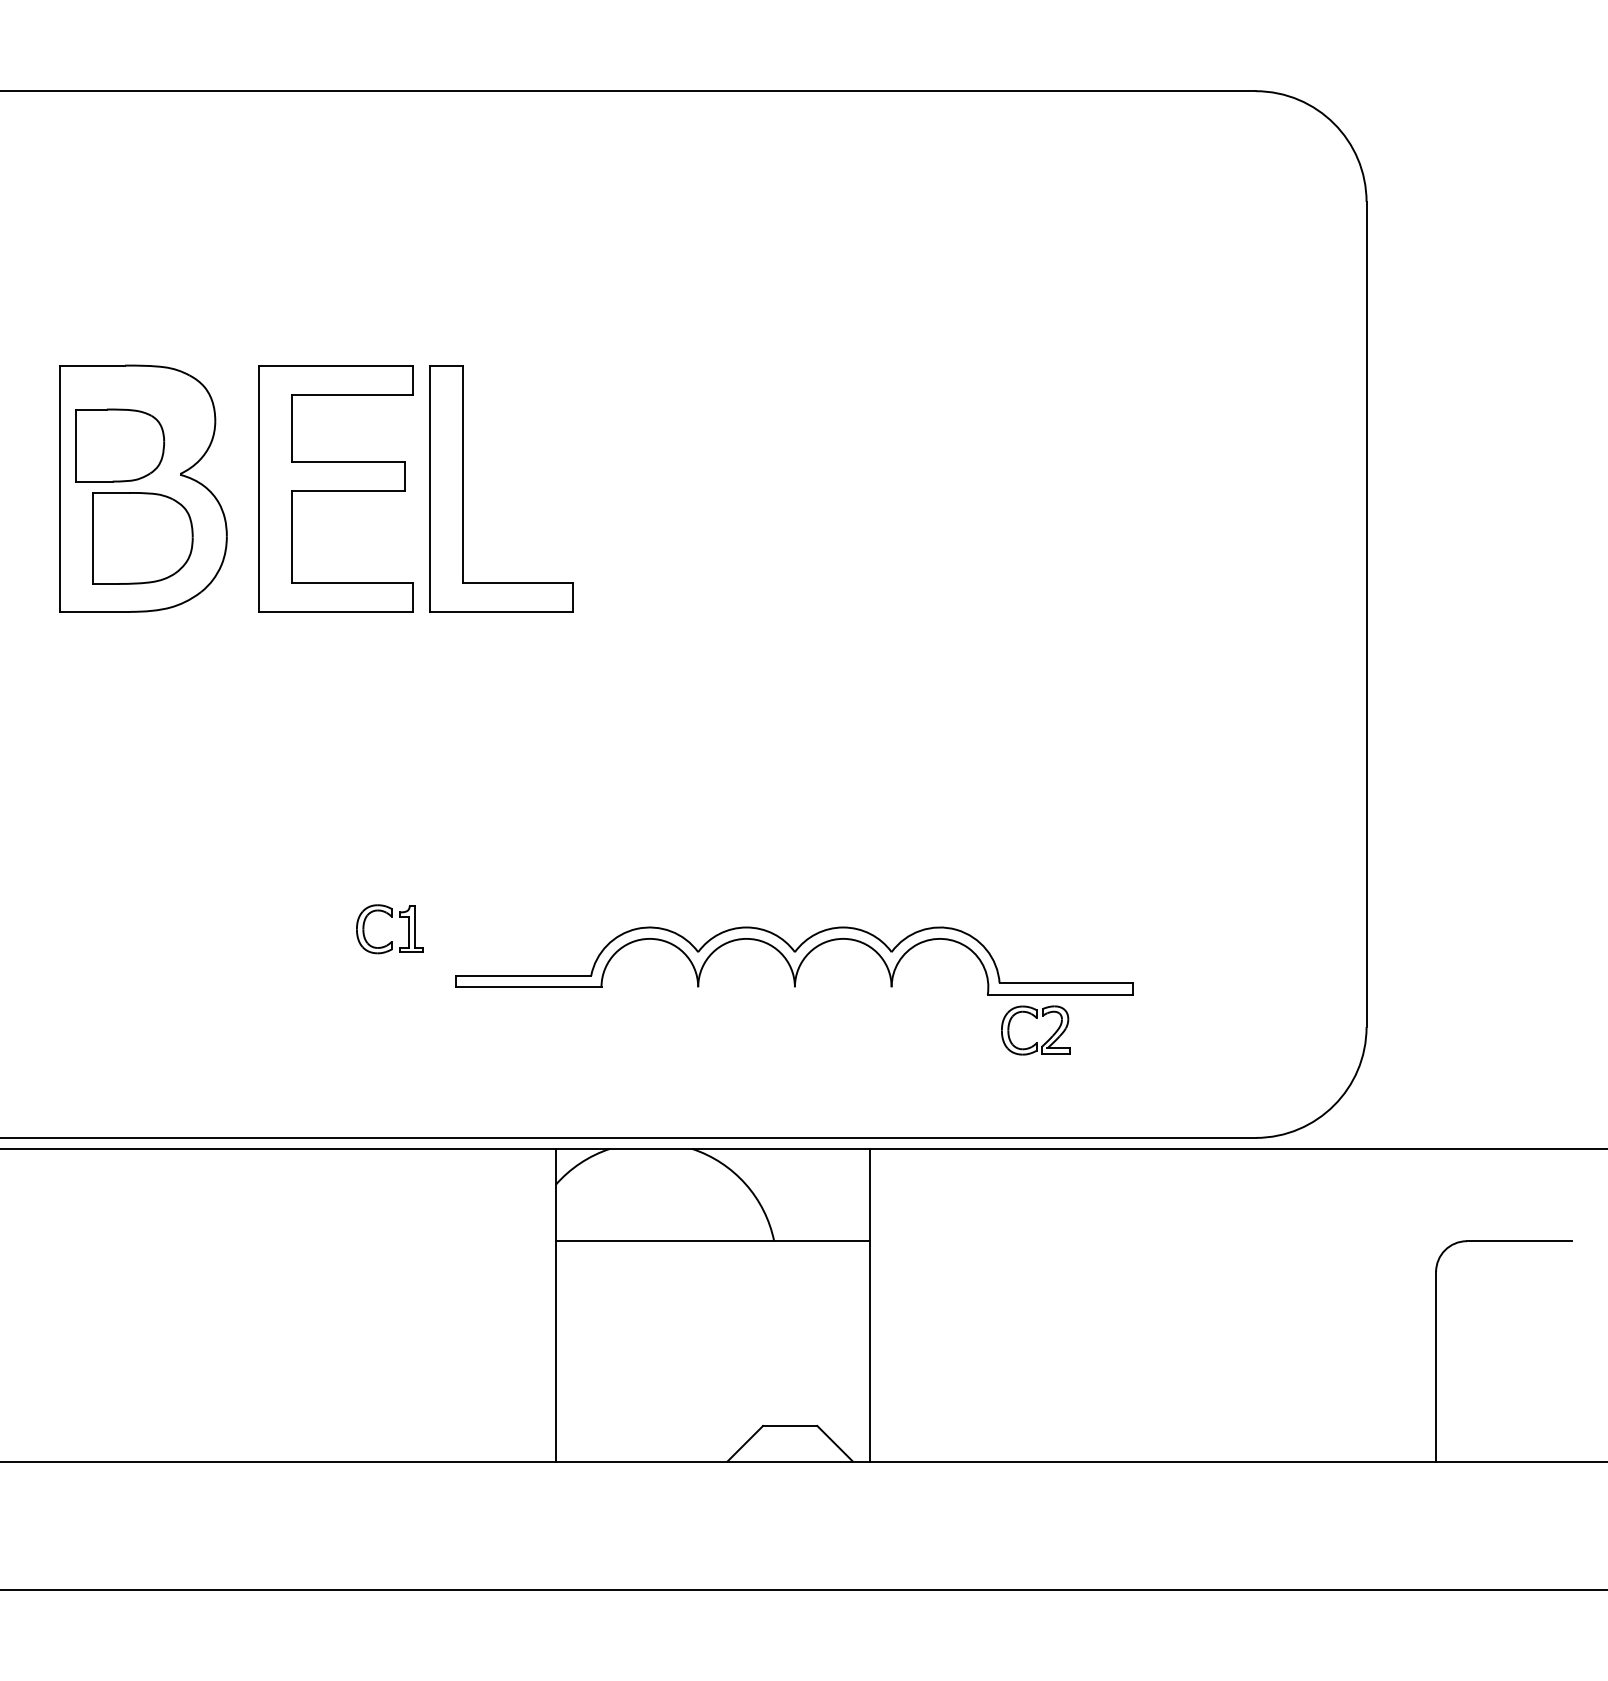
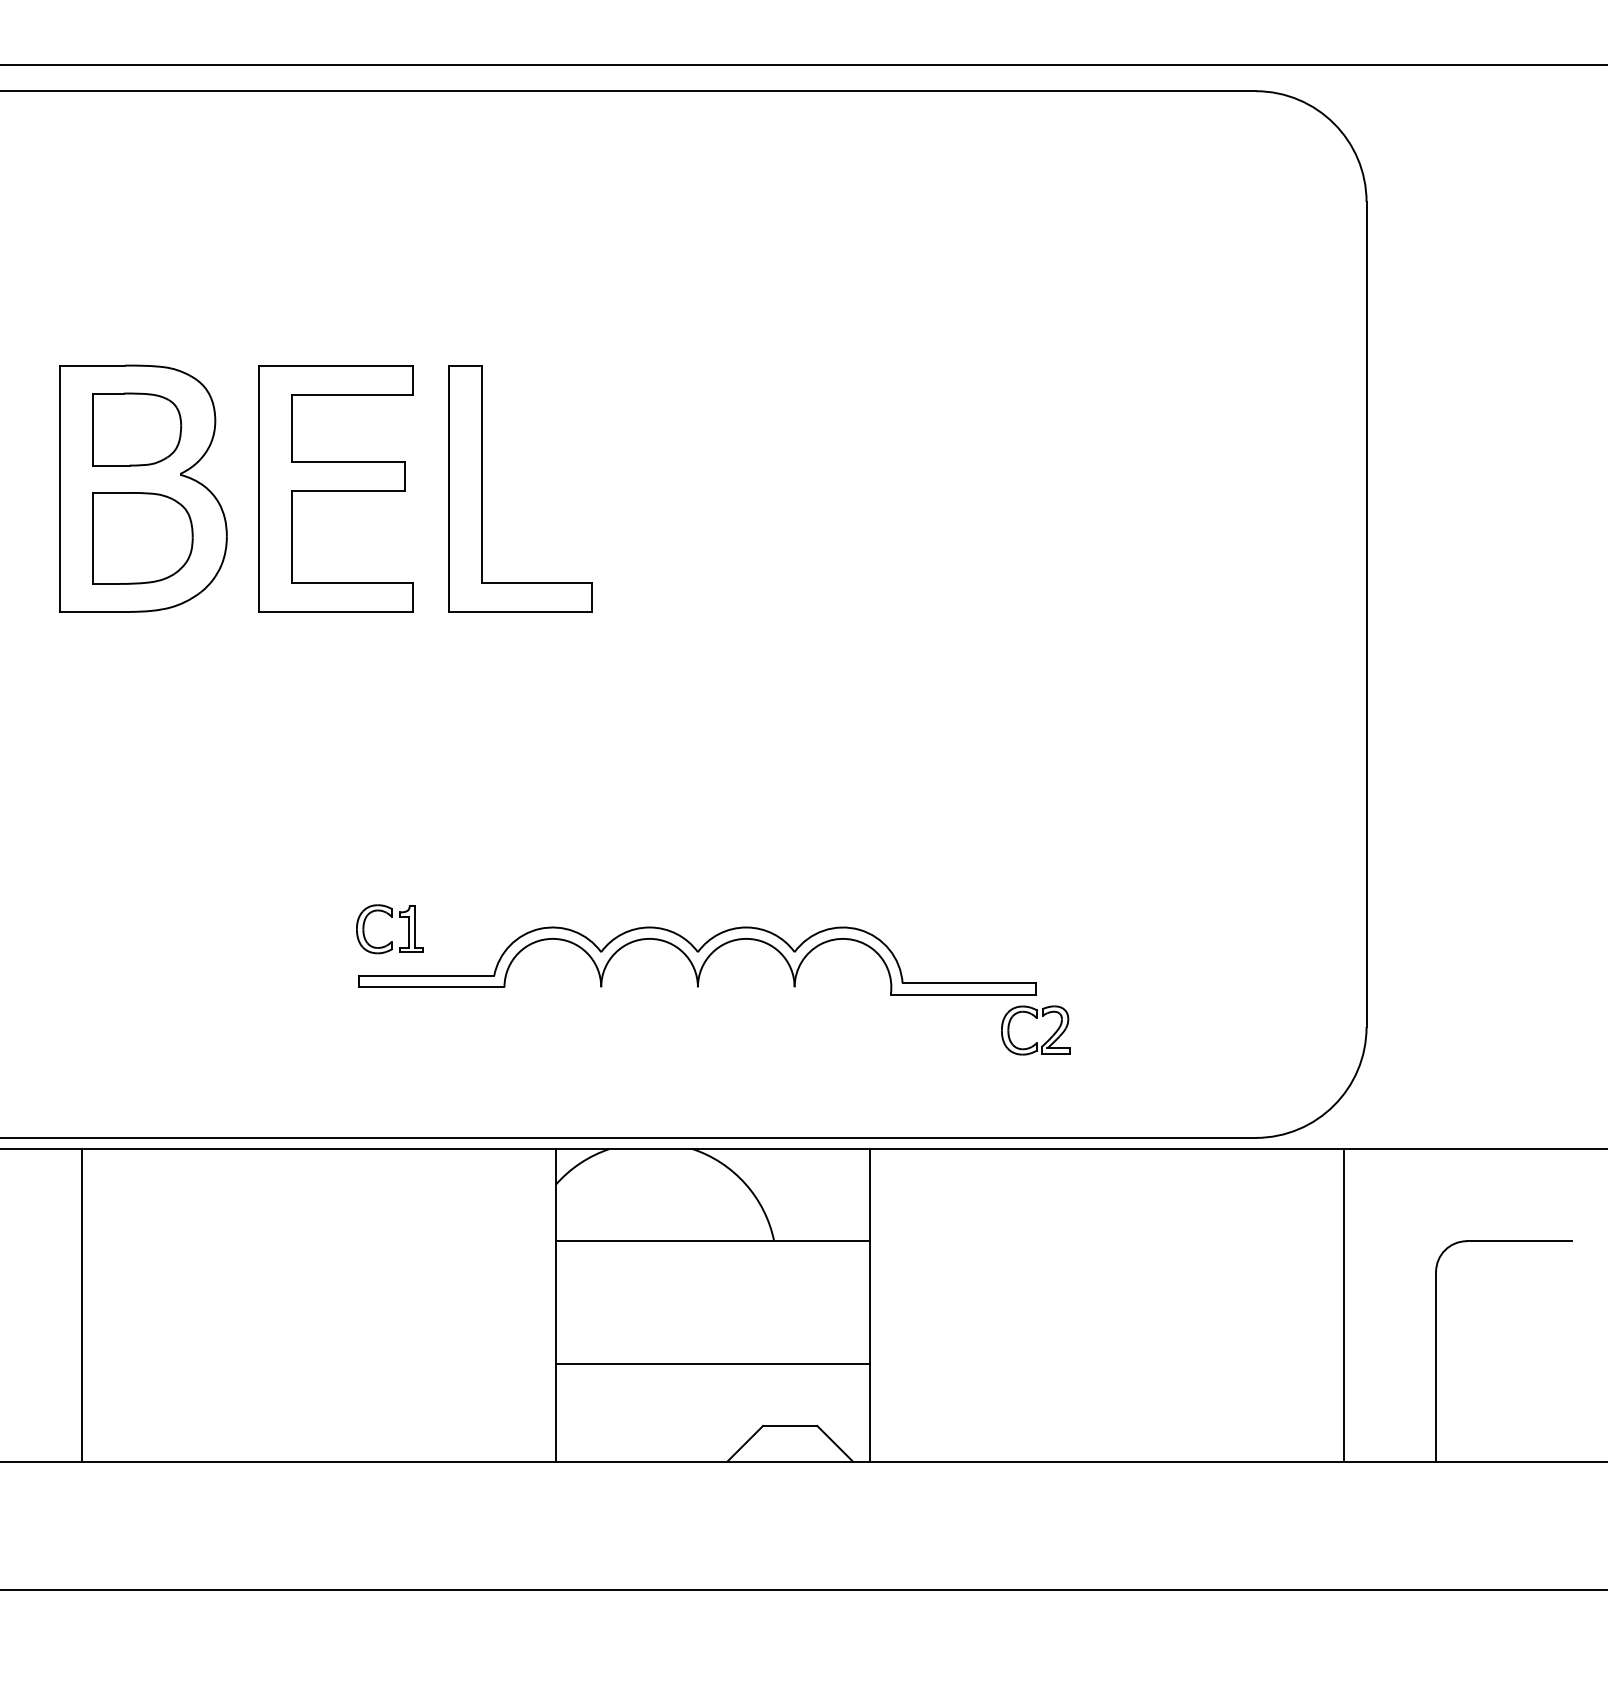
line: none -> present (803, 65)
part position: (120, 445) -> (137, 429) (137, 429)
part position: (463, 488) -> (482, 488) (482, 488)
part position: (794, 960) -> (697, 960) (697, 960)
line: none -> present (81, 1304)
line: none -> present (1343, 1304)
line: none -> present (712, 1364)
